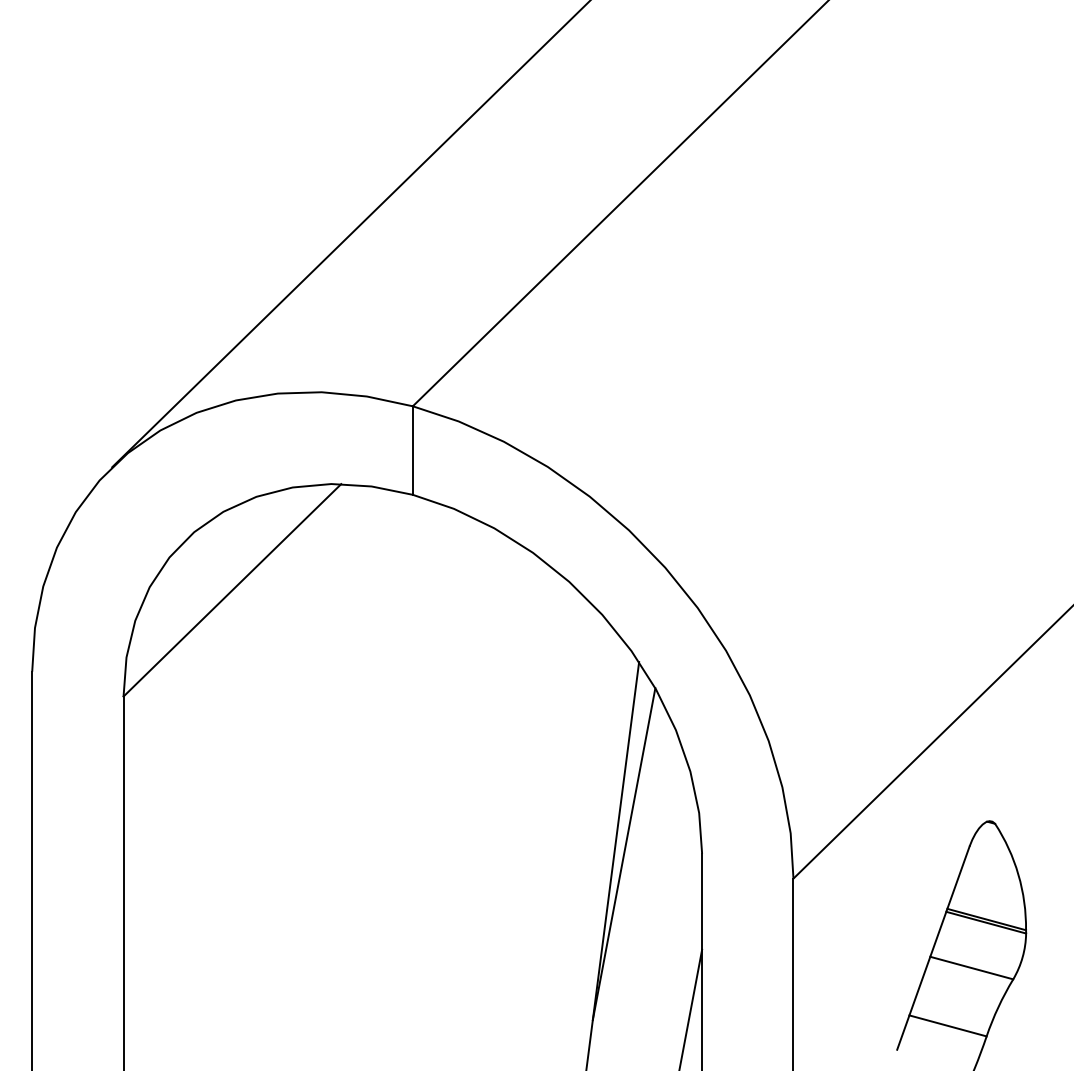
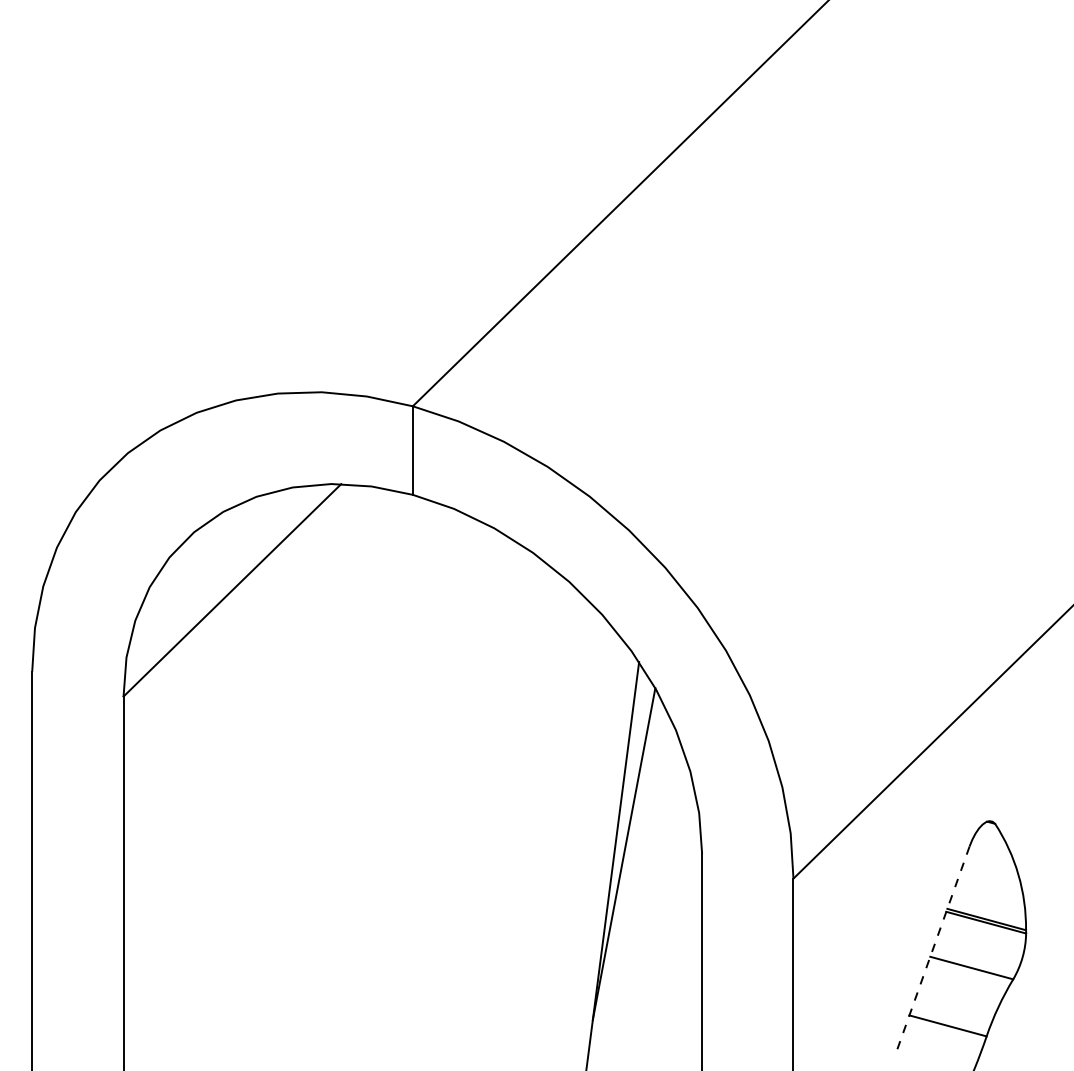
line: present -> none (350, 234)
line: solid -> dashed (933, 948)
line: present -> none (690, 1008)
